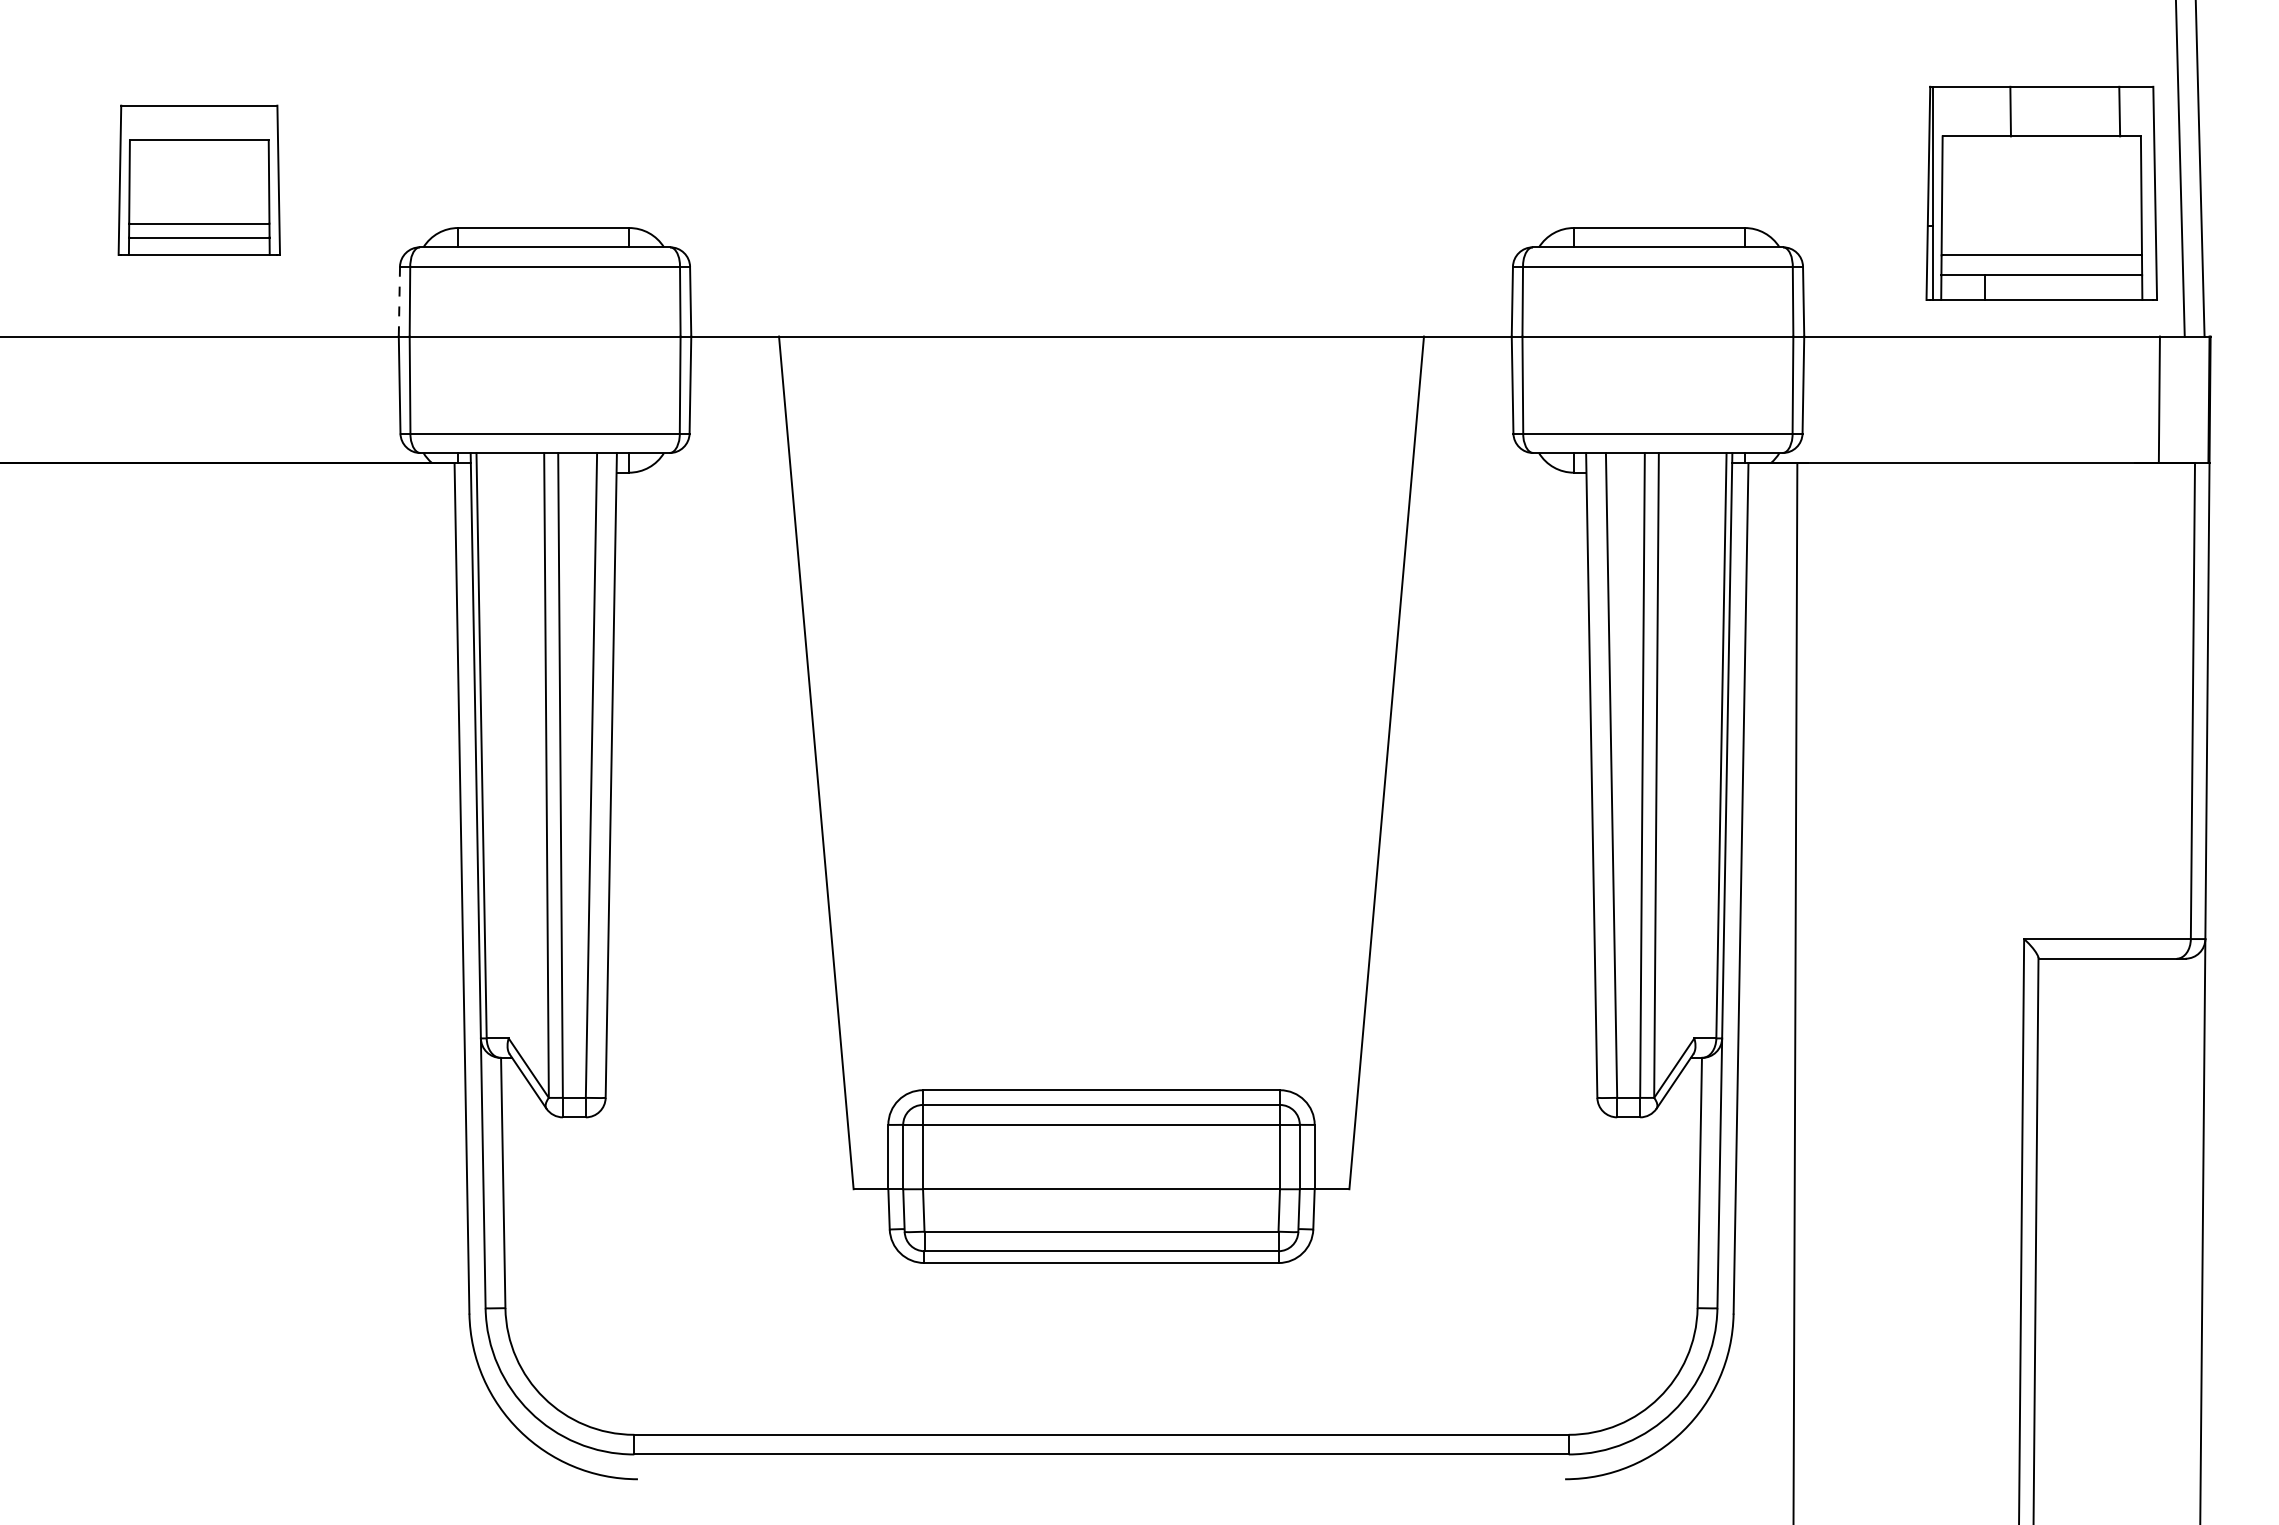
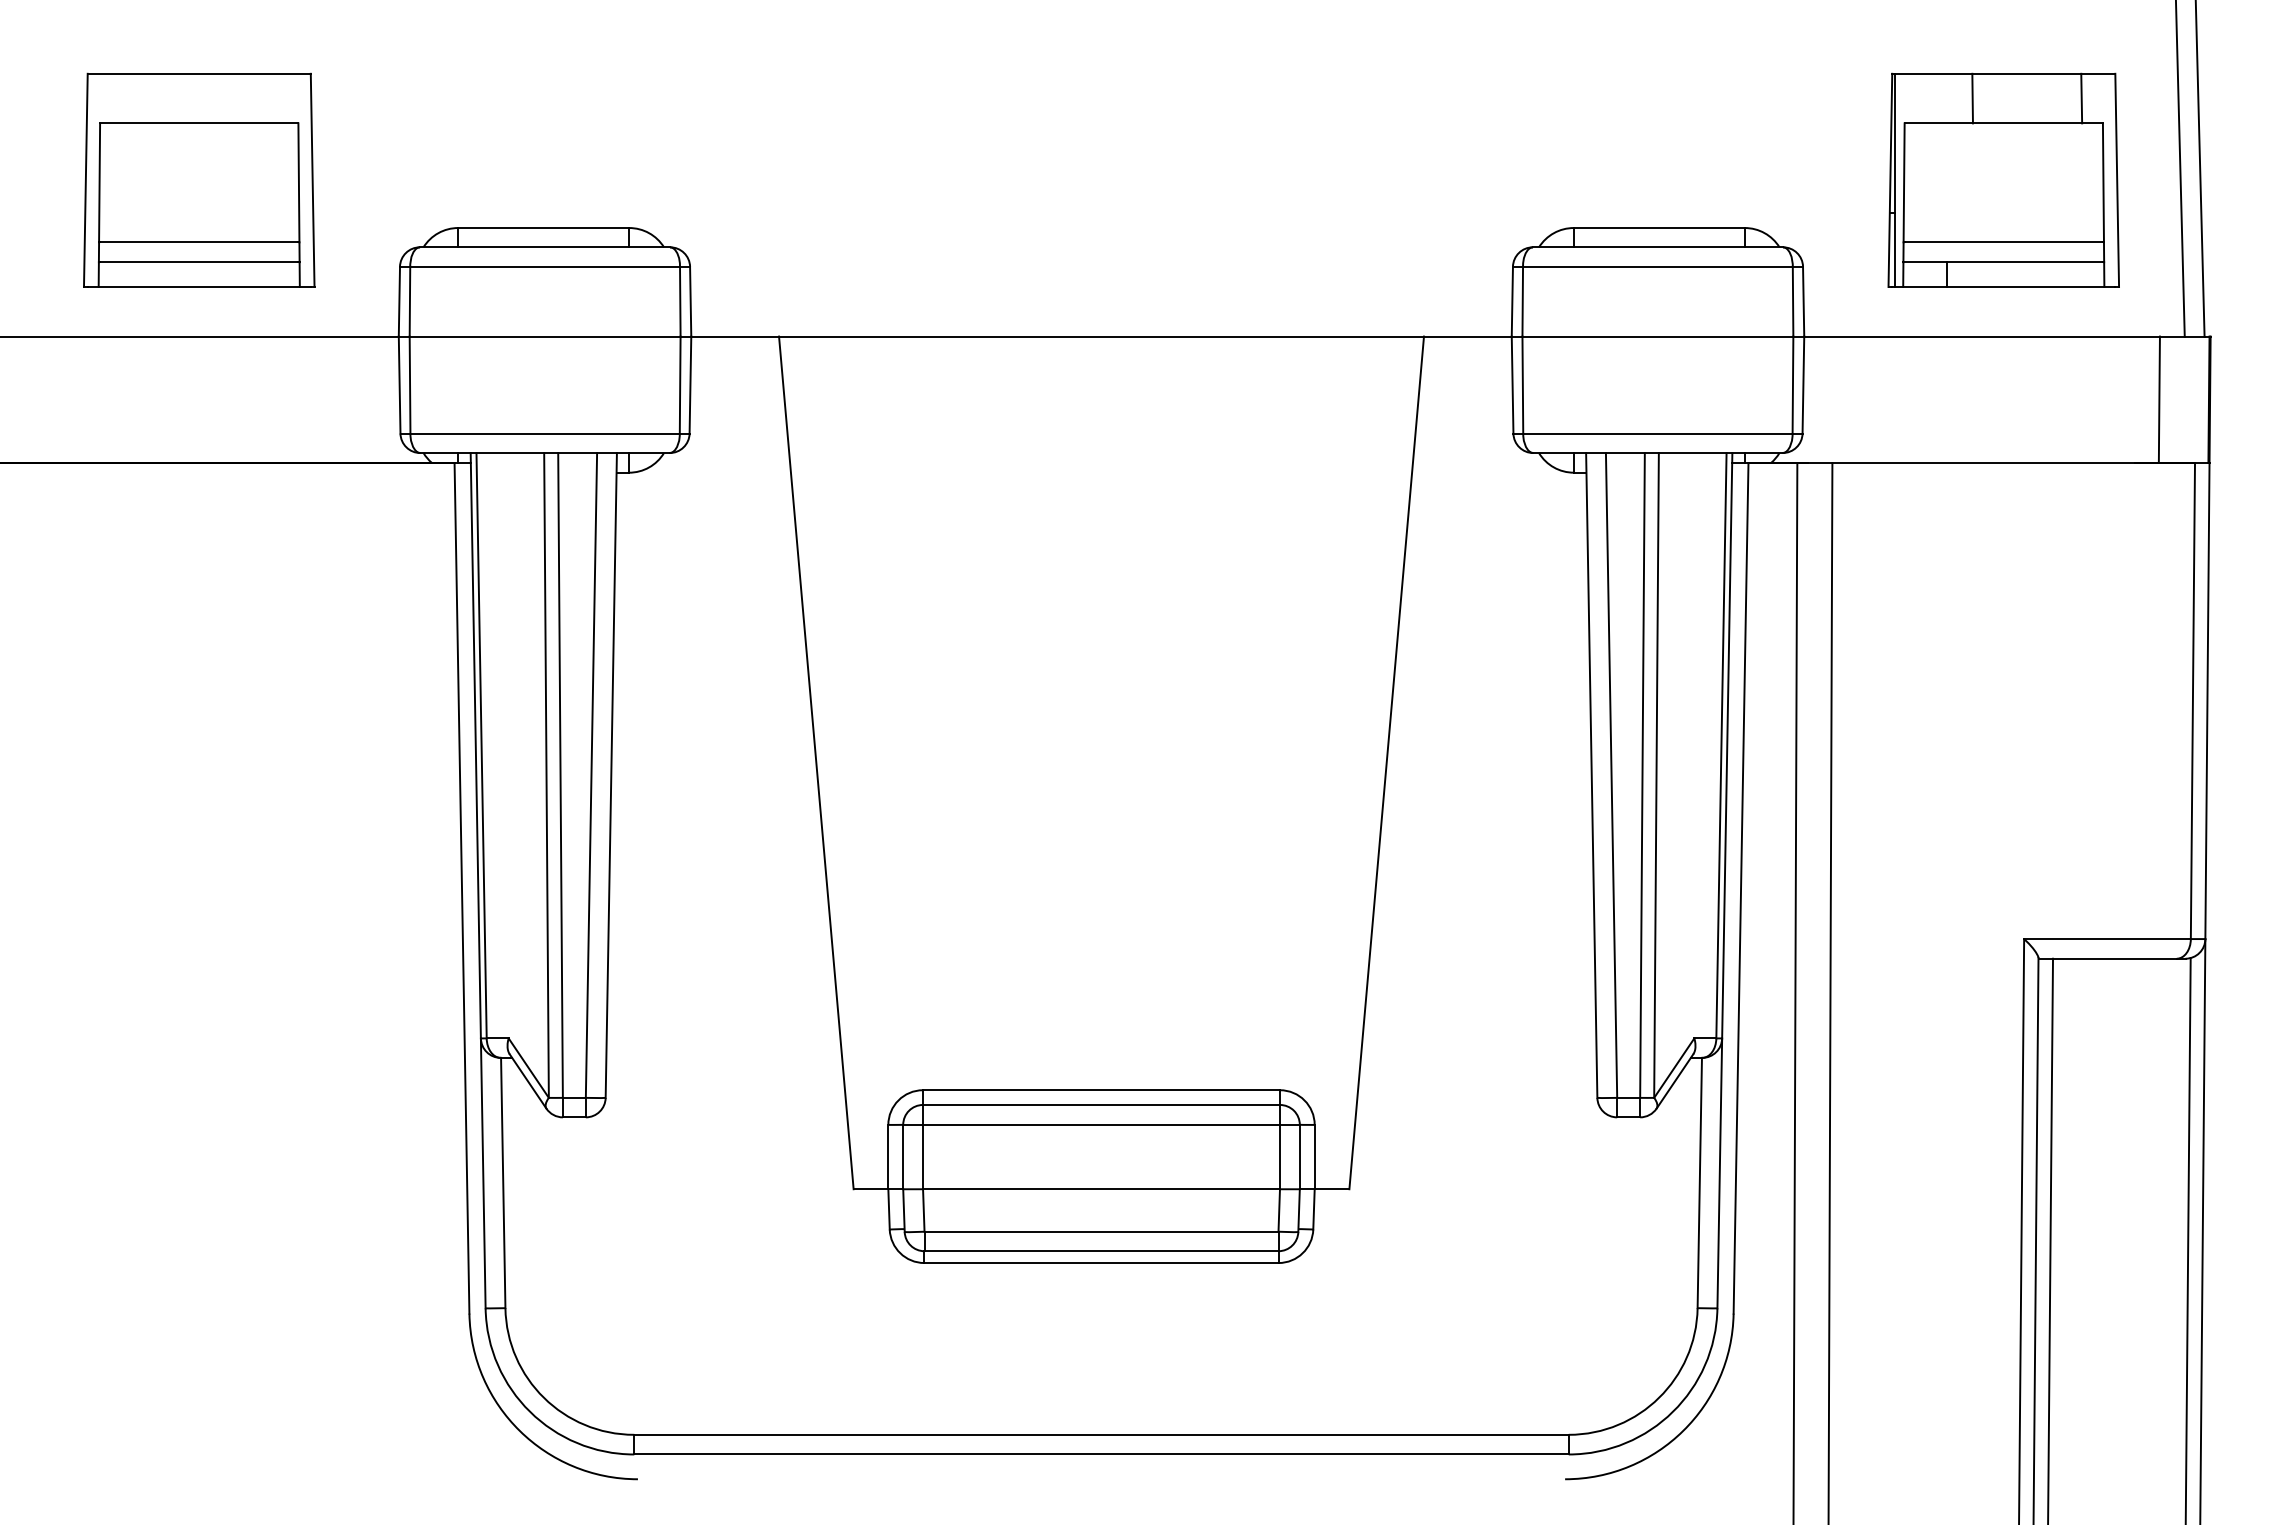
part size: 164x152 px -> 233x216 px (199, 179)
part position: (2041, 192) -> (2003, 179) (2003, 179)
line: dashed -> solid (399, 301)
line: none -> present (1830, 991)
line: none -> present (2050, 1239)
line: none -> present (2187, 1239)
